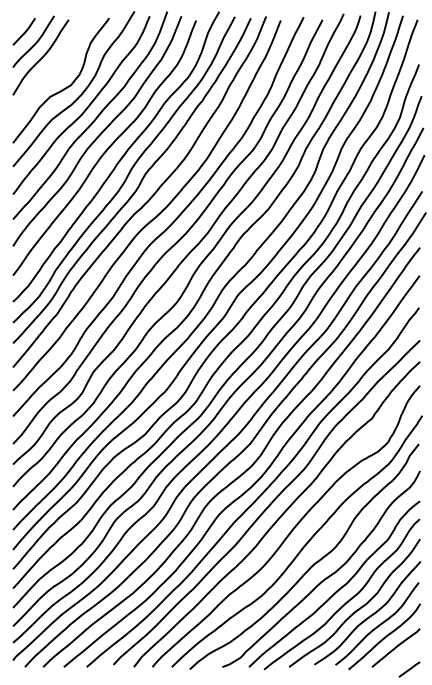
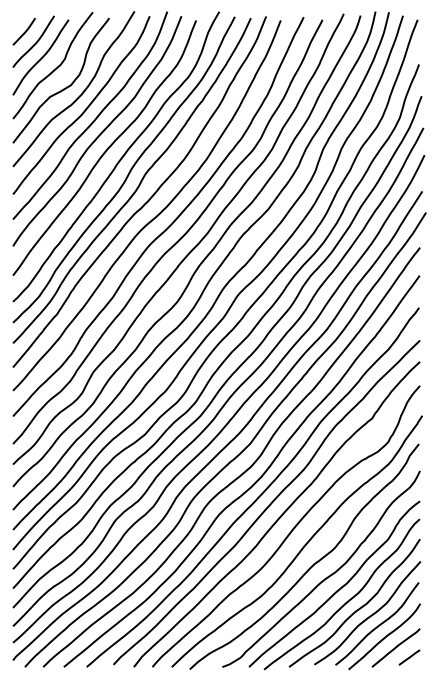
curve: none -> present (54, 68)
line position: (409, 669) -> (409, 657) (409, 657)
